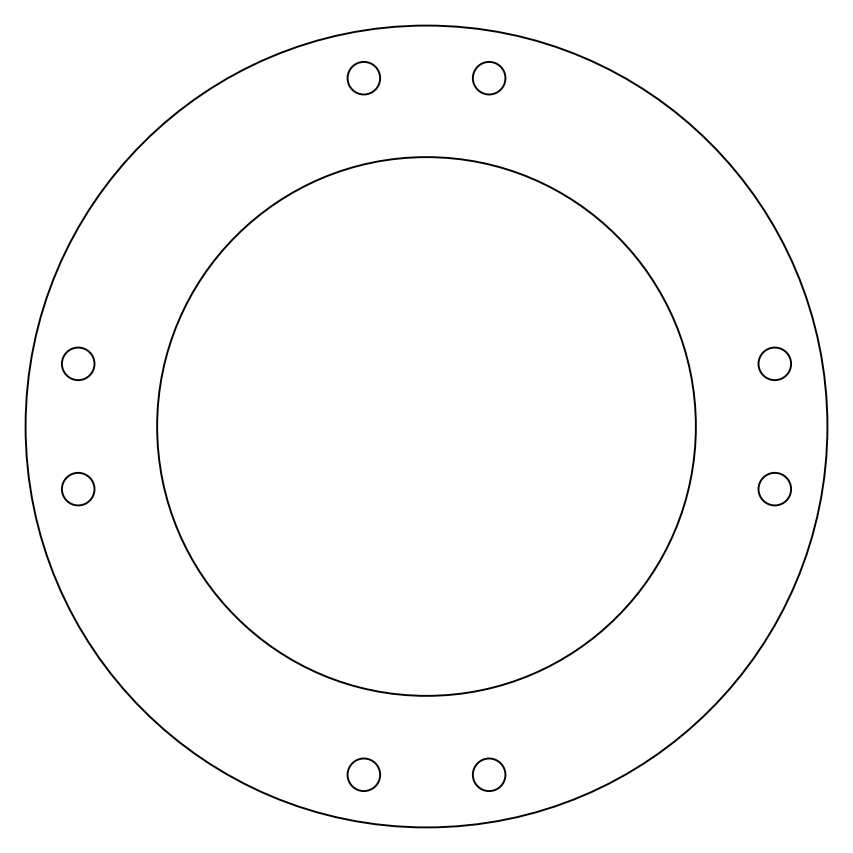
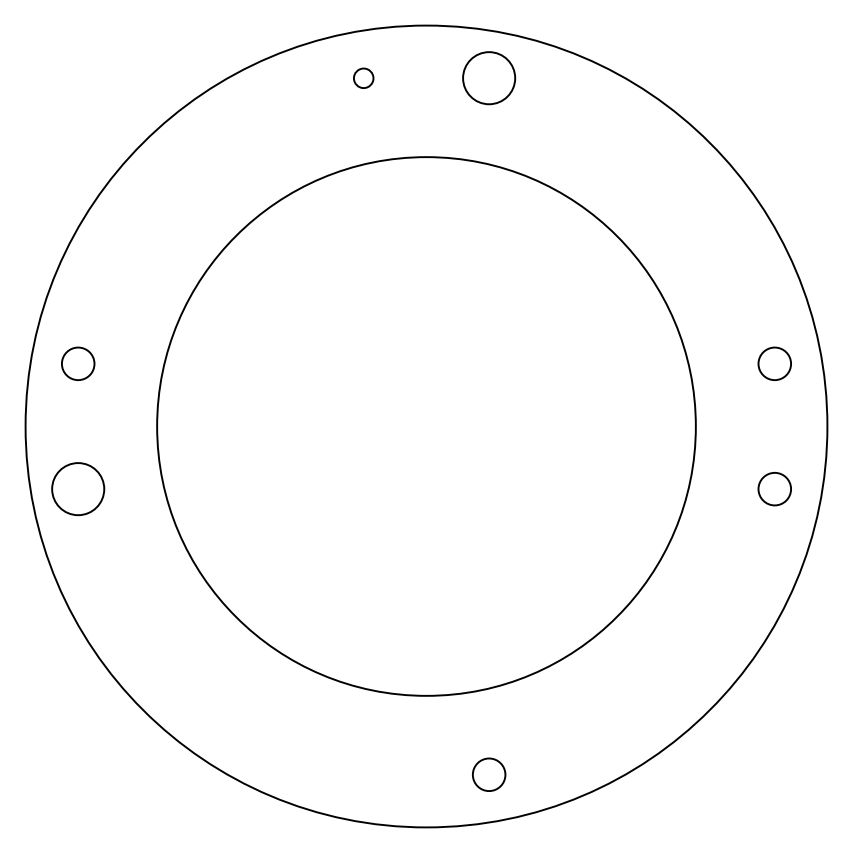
circle diameter: 33 px -> 52 px (489, 78)
circle size: 35x35 px -> 22x22 px (363, 77)
circle diameter: 33 px -> 52 px (78, 489)
circle: present -> none (363, 774)
